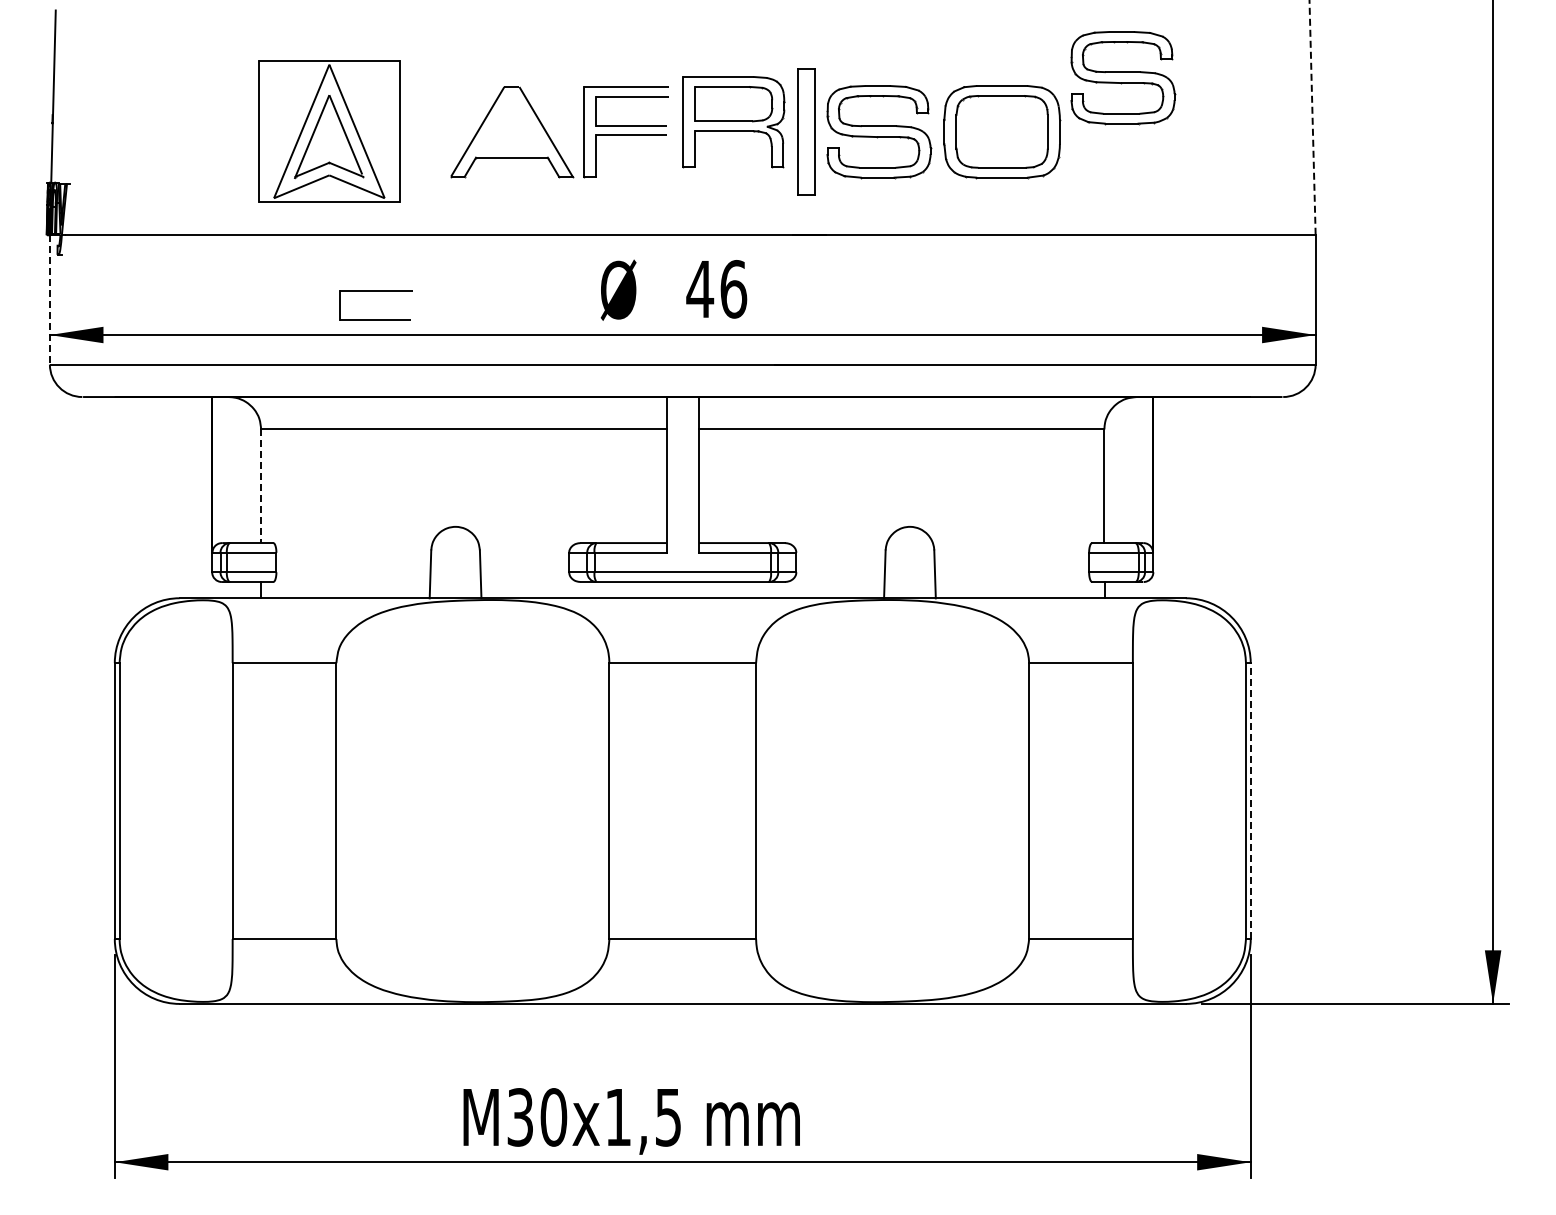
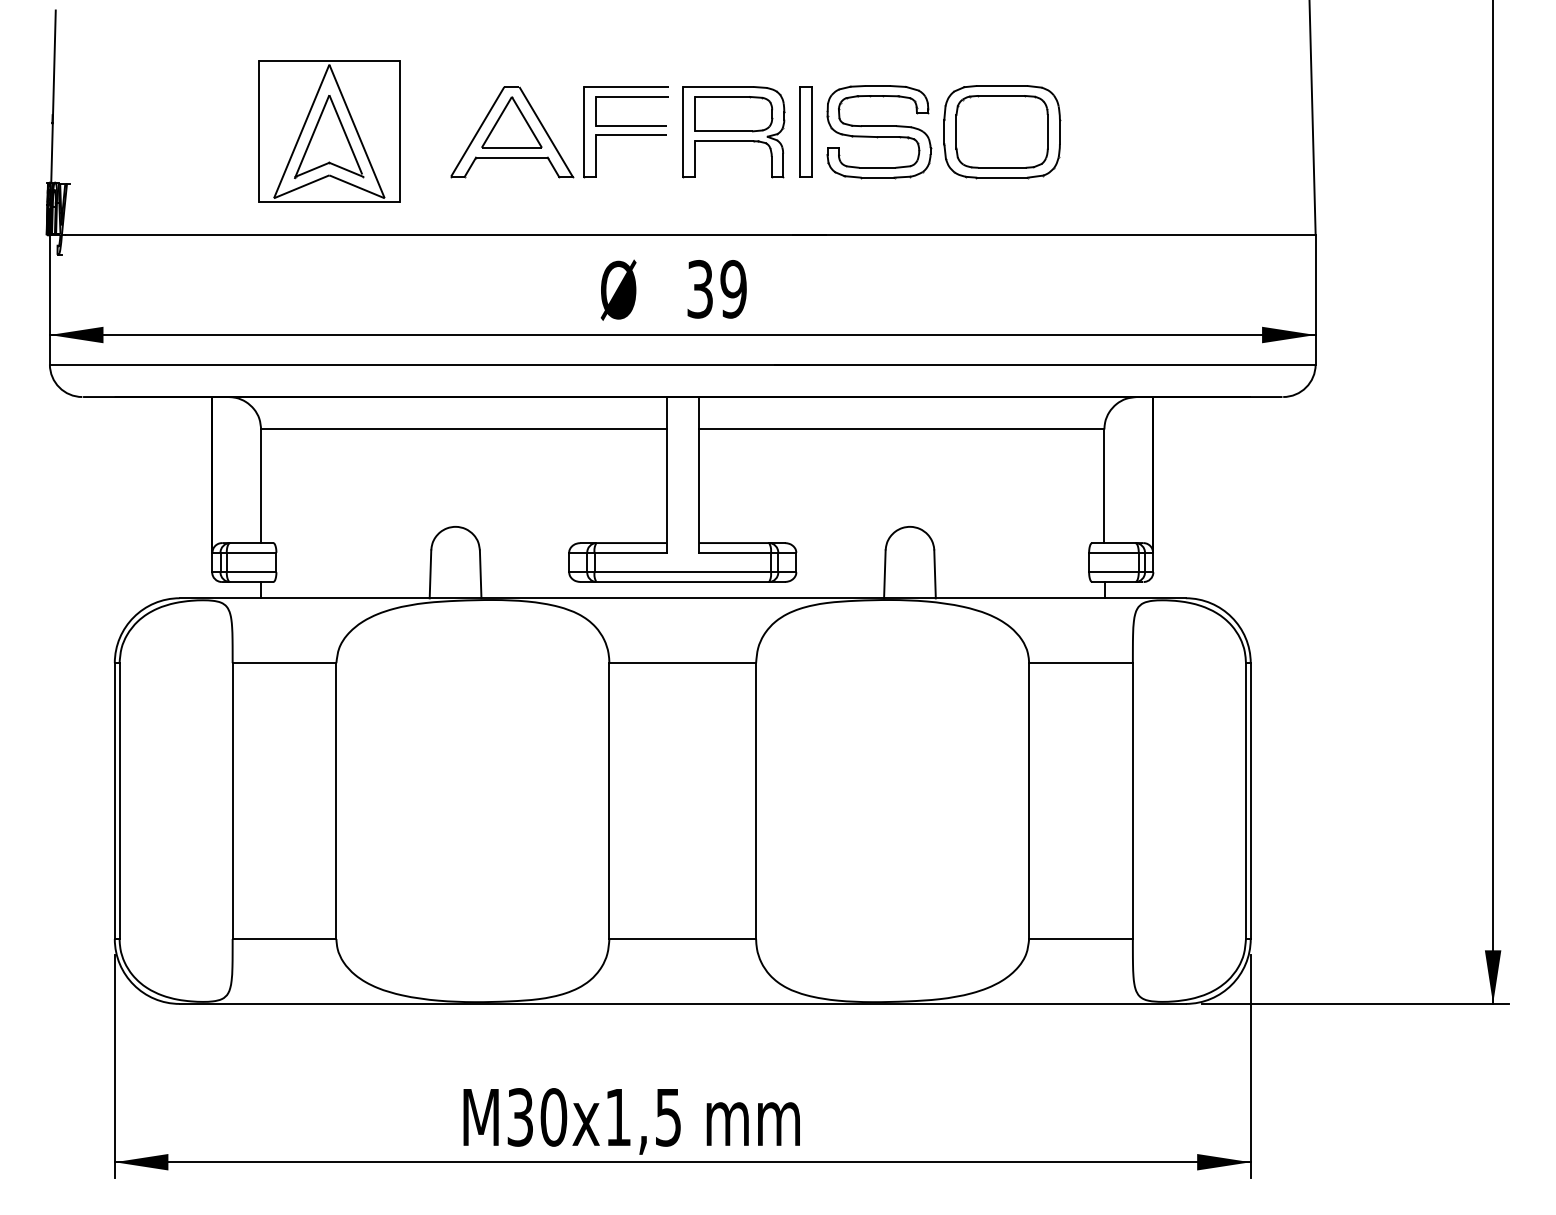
part: present -> none (1123, 78)
line: dashed -> solid (1312, 116)
part: none -> present (511, 122)
part position: (733, 122) -> (733, 132) (733, 132)
part size: 19x128 px -> 14x92 px (805, 131)
text: 46 -> 39 (716, 289)
part: present -> none (375, 291)
line: dashed -> solid (49, 299)
line: dashed -> solid (261, 486)
line: dashed -> solid (1250, 801)
